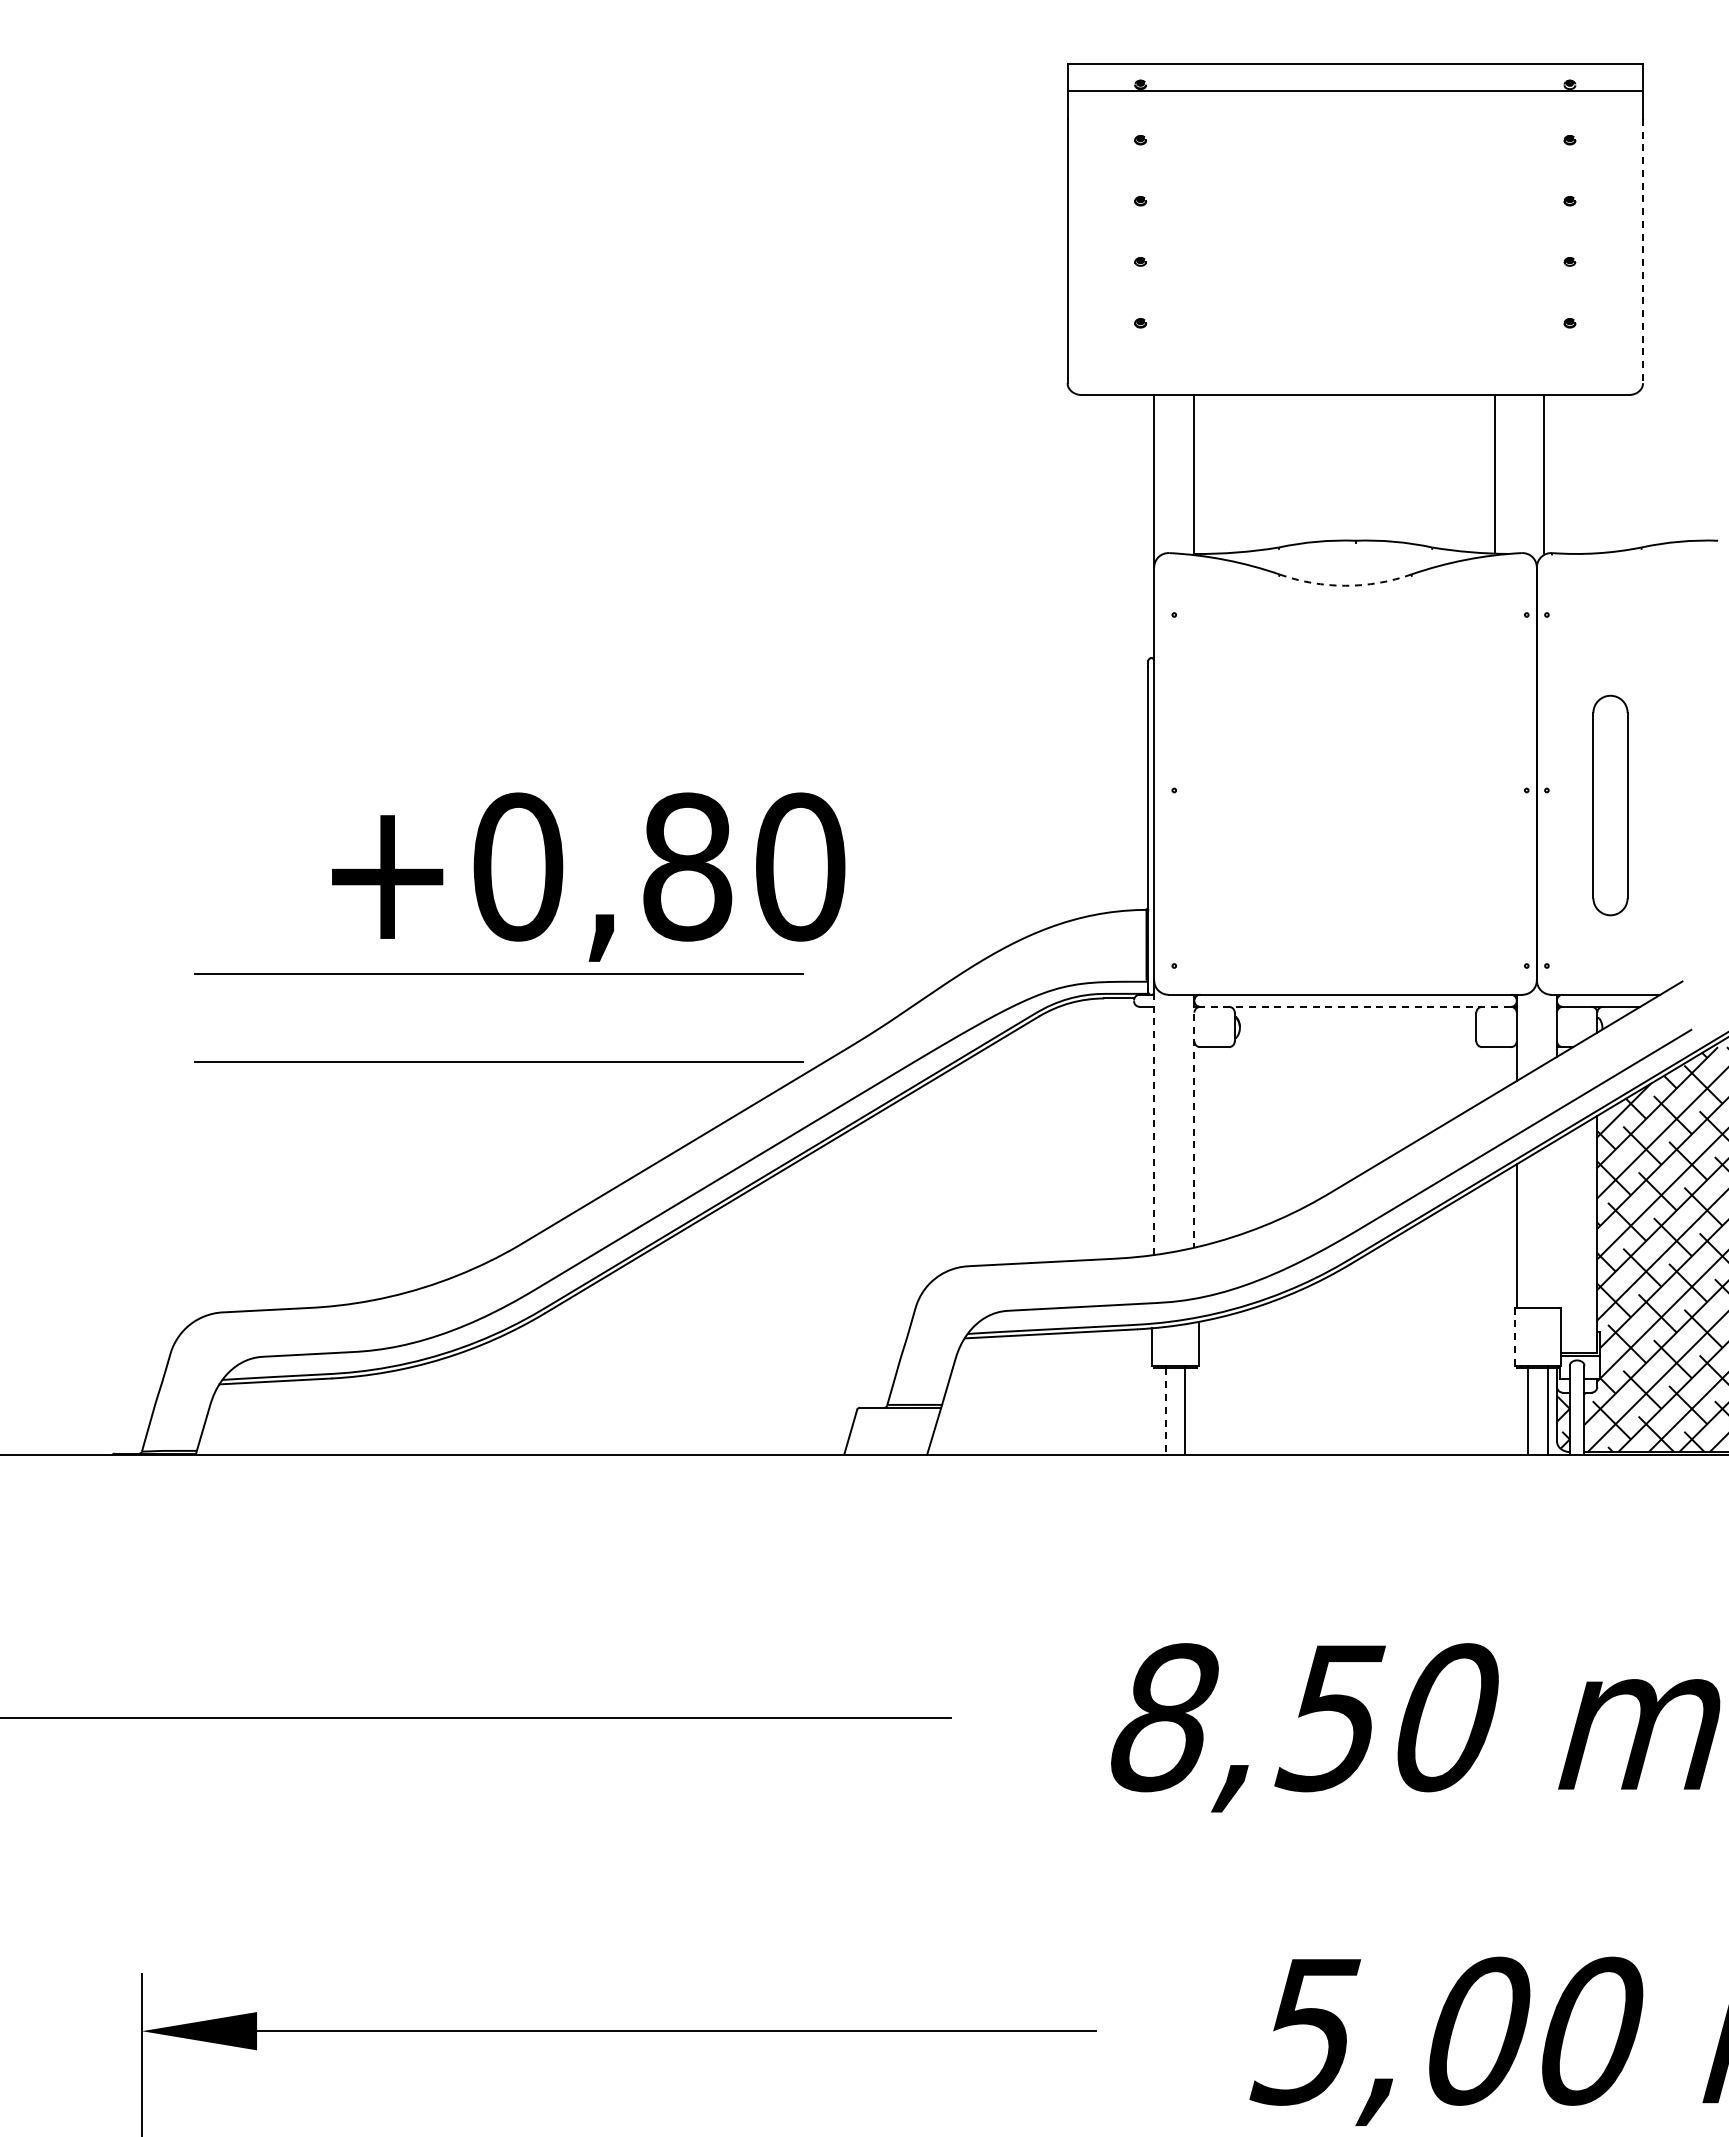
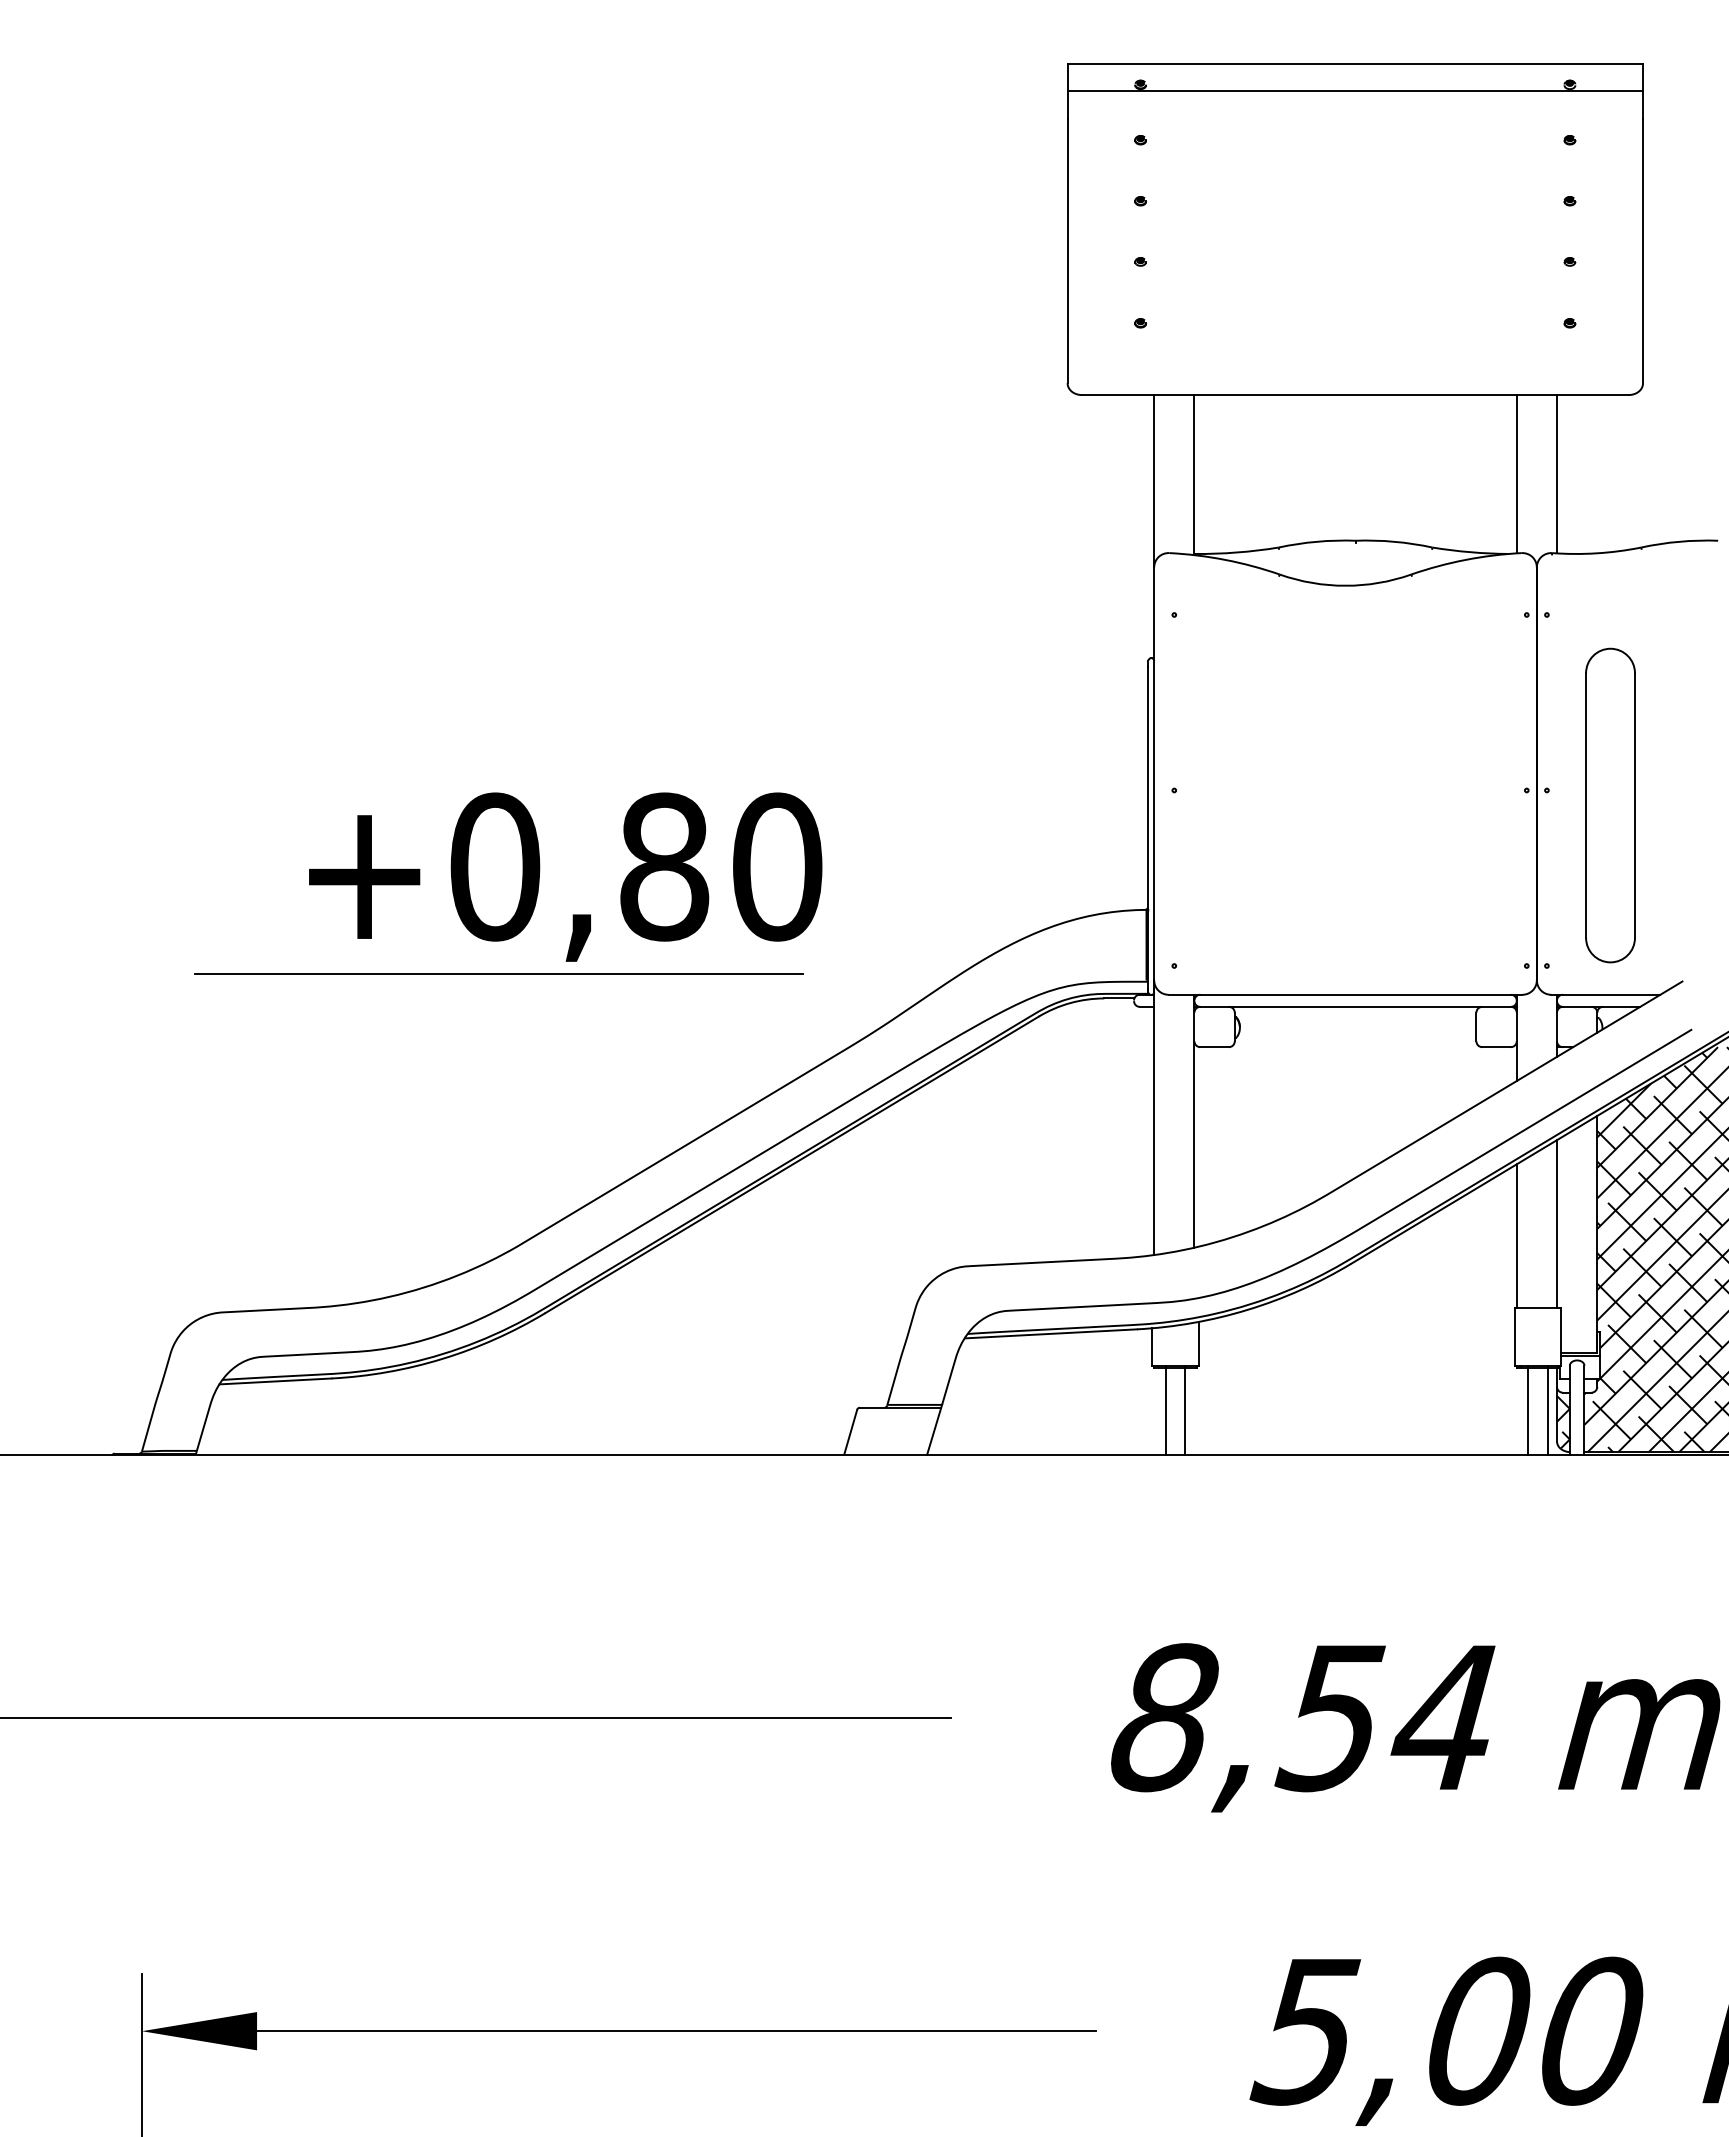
line: dashed -> solid (1643, 251)
line position: (1494, 474) -> (1516, 474) (1516, 474)
line position: (1544, 474) -> (1557, 474) (1557, 474)
arc: dashed -> solid (1345, 585)
part size: 37x223 px -> 51x317 px (1610, 805)
text position: (588, 876) -> (565, 876) (565, 876)
line: dashed -> solid (1355, 1006)
line: present -> none (498, 1061)
line: dashed -> solid (1154, 1122)
line: dashed -> solid (1194, 1124)
line: none -> present (1557, 1224)
line: dashed -> solid (1515, 1336)
line: dashed -> solid (1165, 1412)
text: 8,50 -> 8,54 (1444, 1717)
